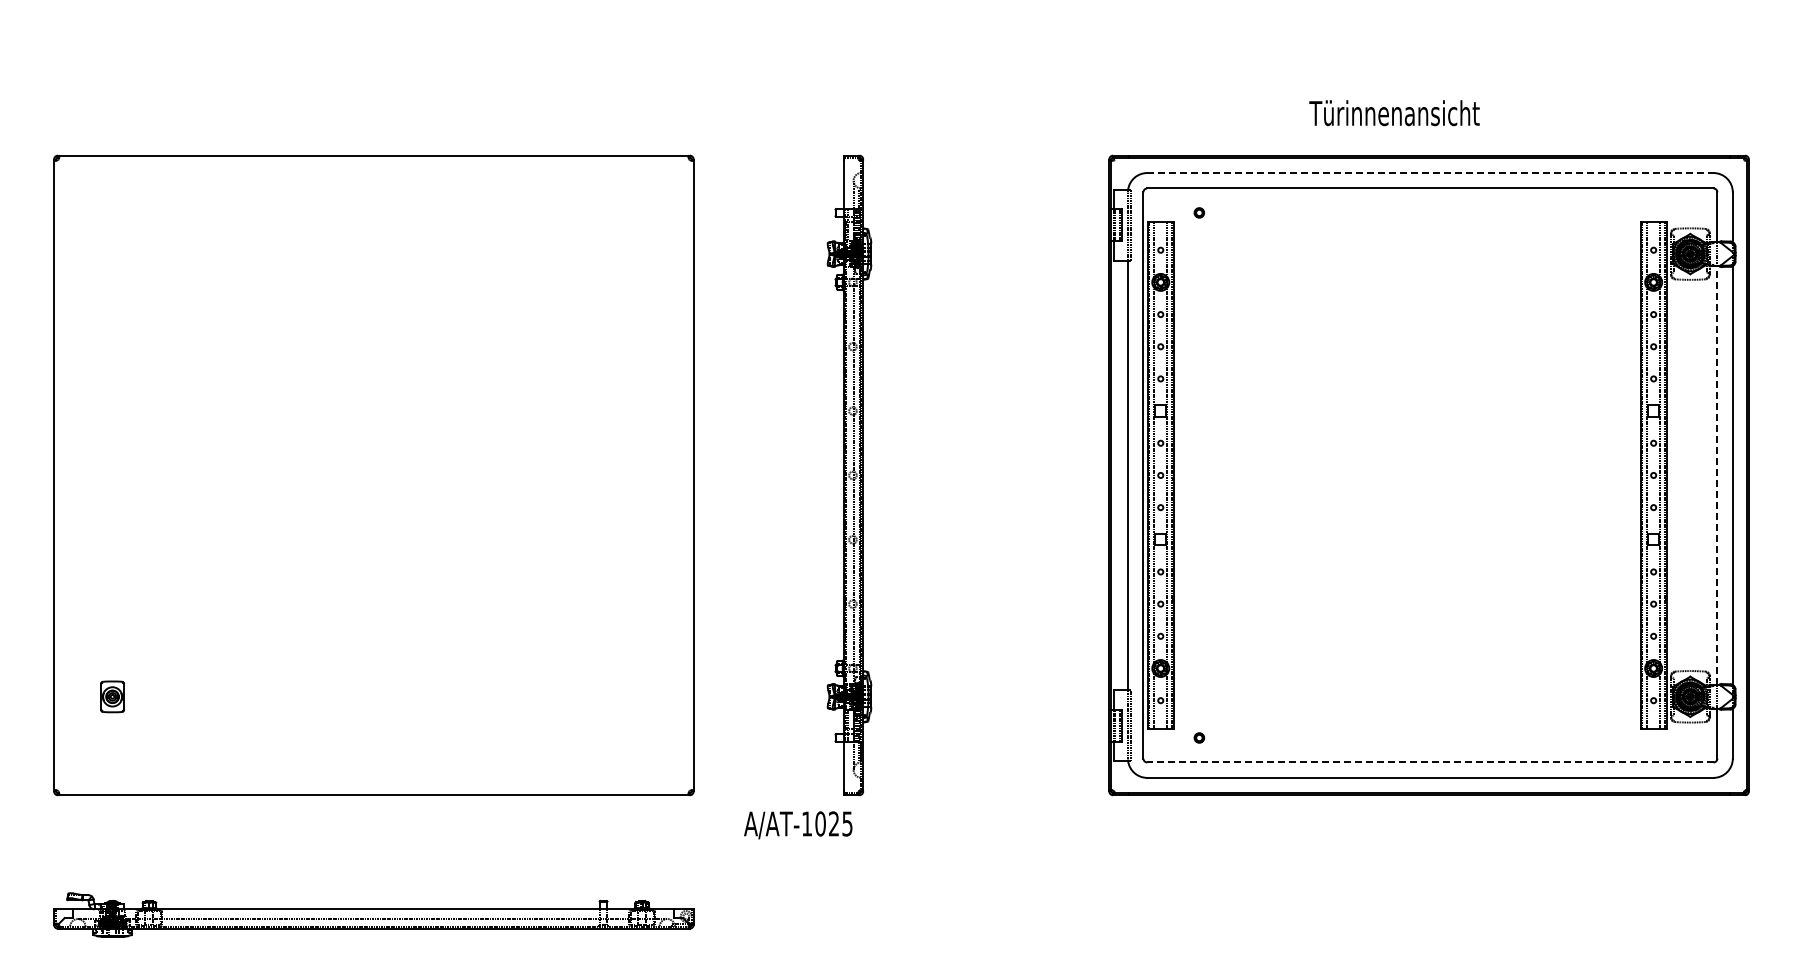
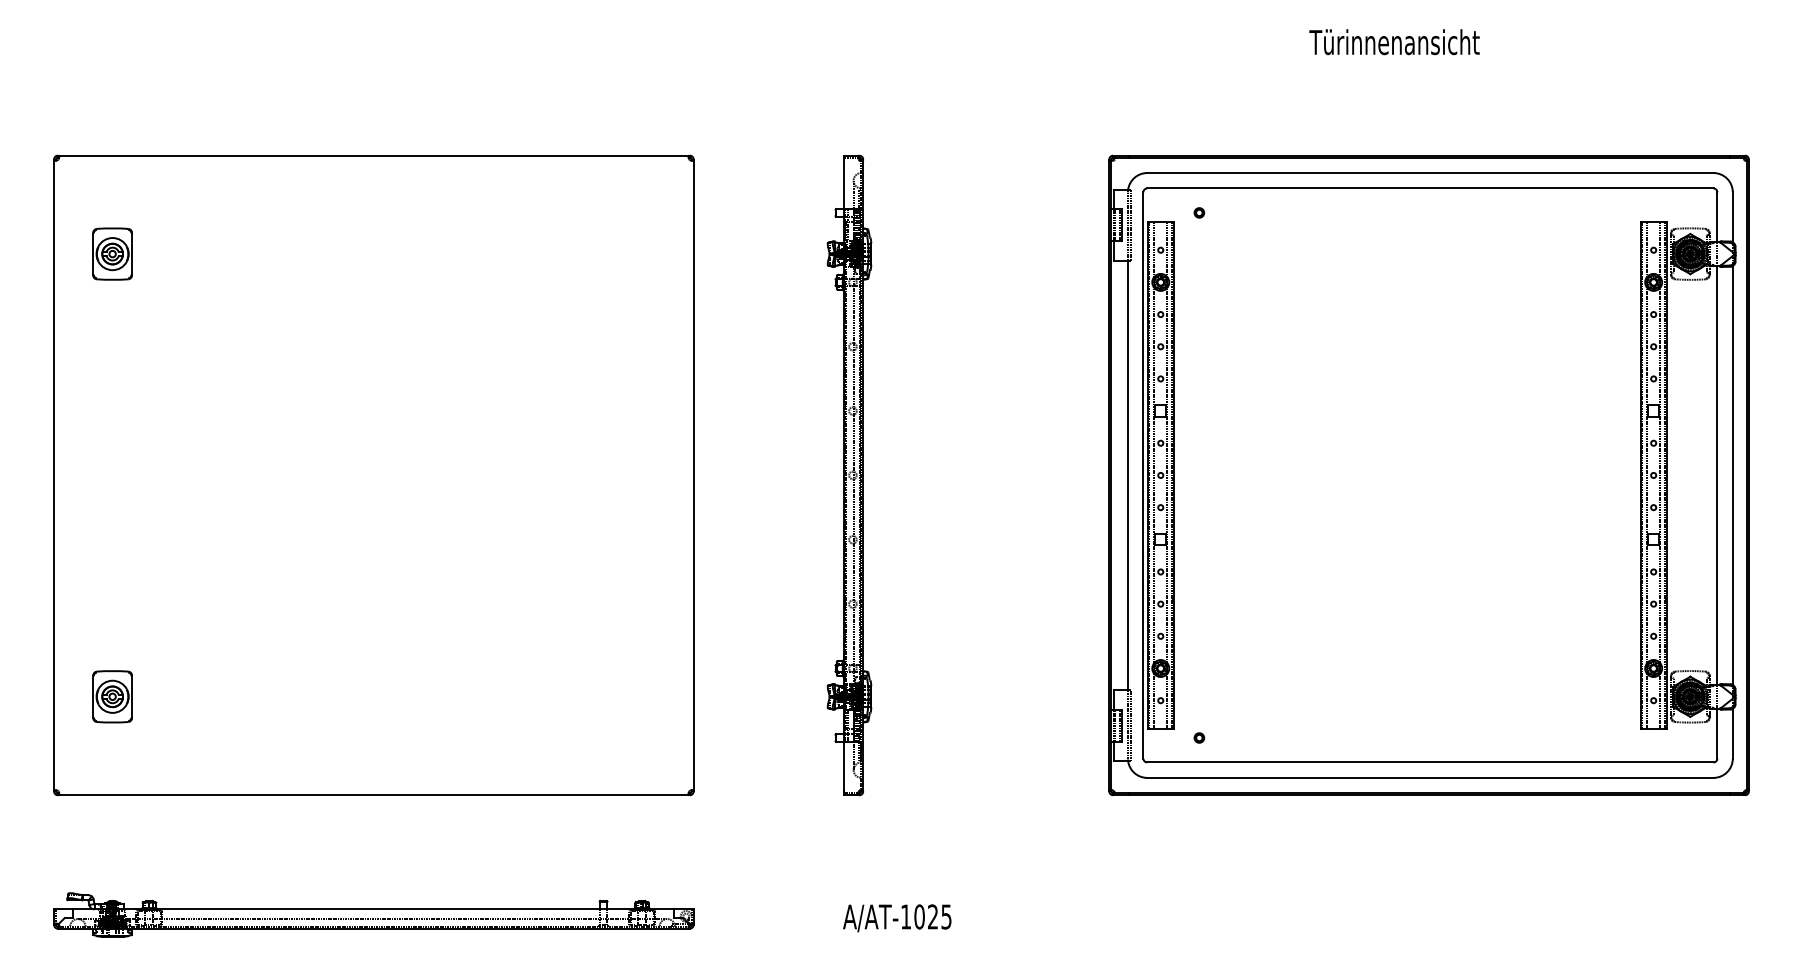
text position: (1394, 113) -> (1394, 42) (1394, 42)
line: dashed -> solid (1430, 173)
part: none -> present (112, 253)
line: dashed -> solid (1717, 475)
part size: 25x34 px -> 41x54 px (112, 696)
line: dashed -> solid (1429, 762)
text position: (798, 825) -> (897, 918) (897, 918)
